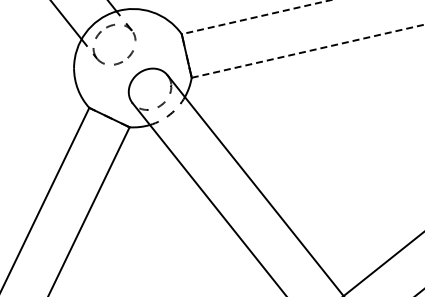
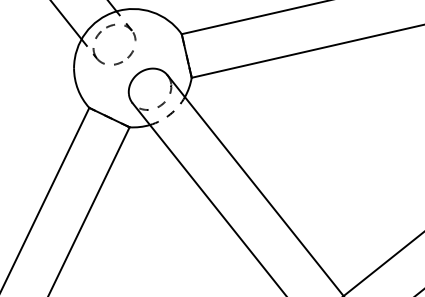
line: dashed -> solid (255, 17)
line: dashed -> solid (308, 51)
